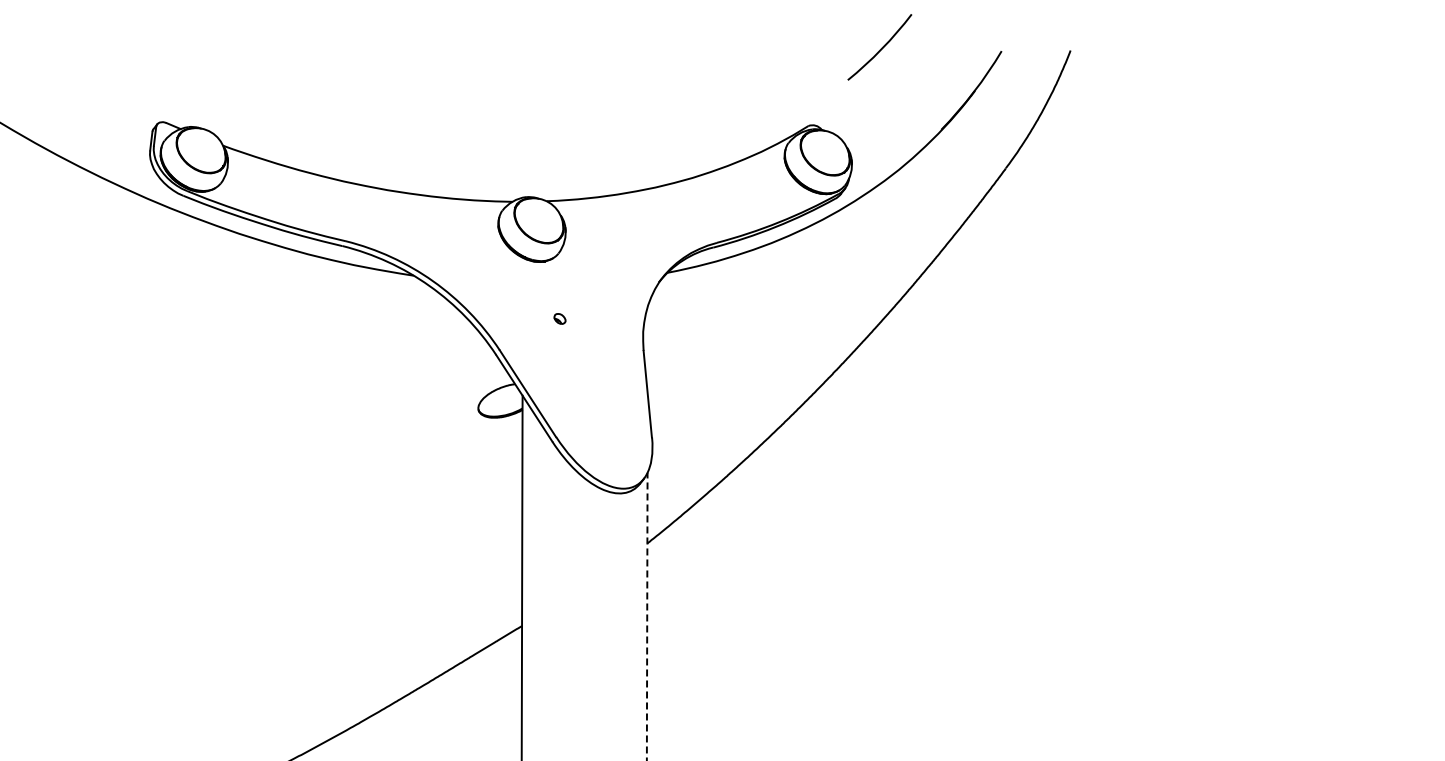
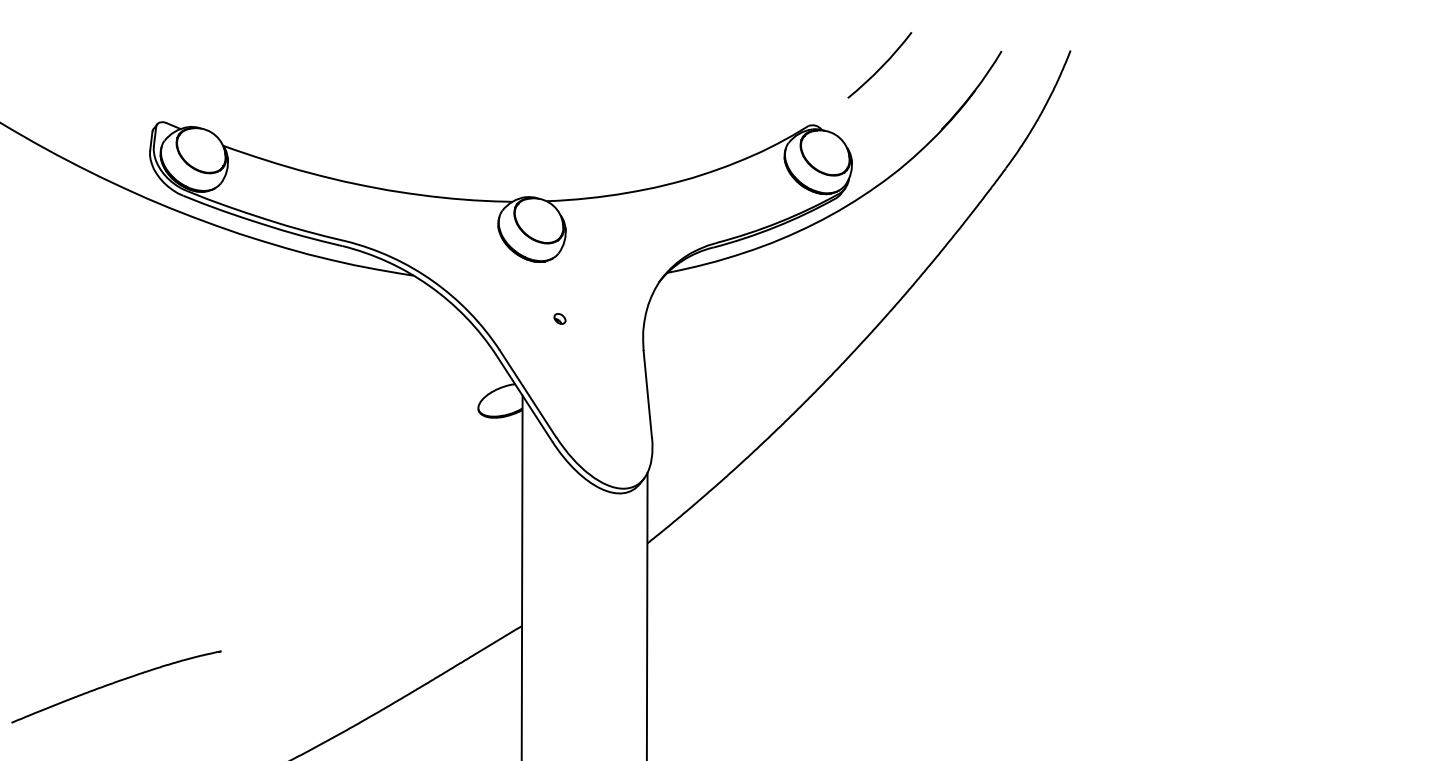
arc position: (880, 48) -> (880, 66) (880, 66)
line: dashed -> solid (647, 616)
part: none -> present (116, 686)
